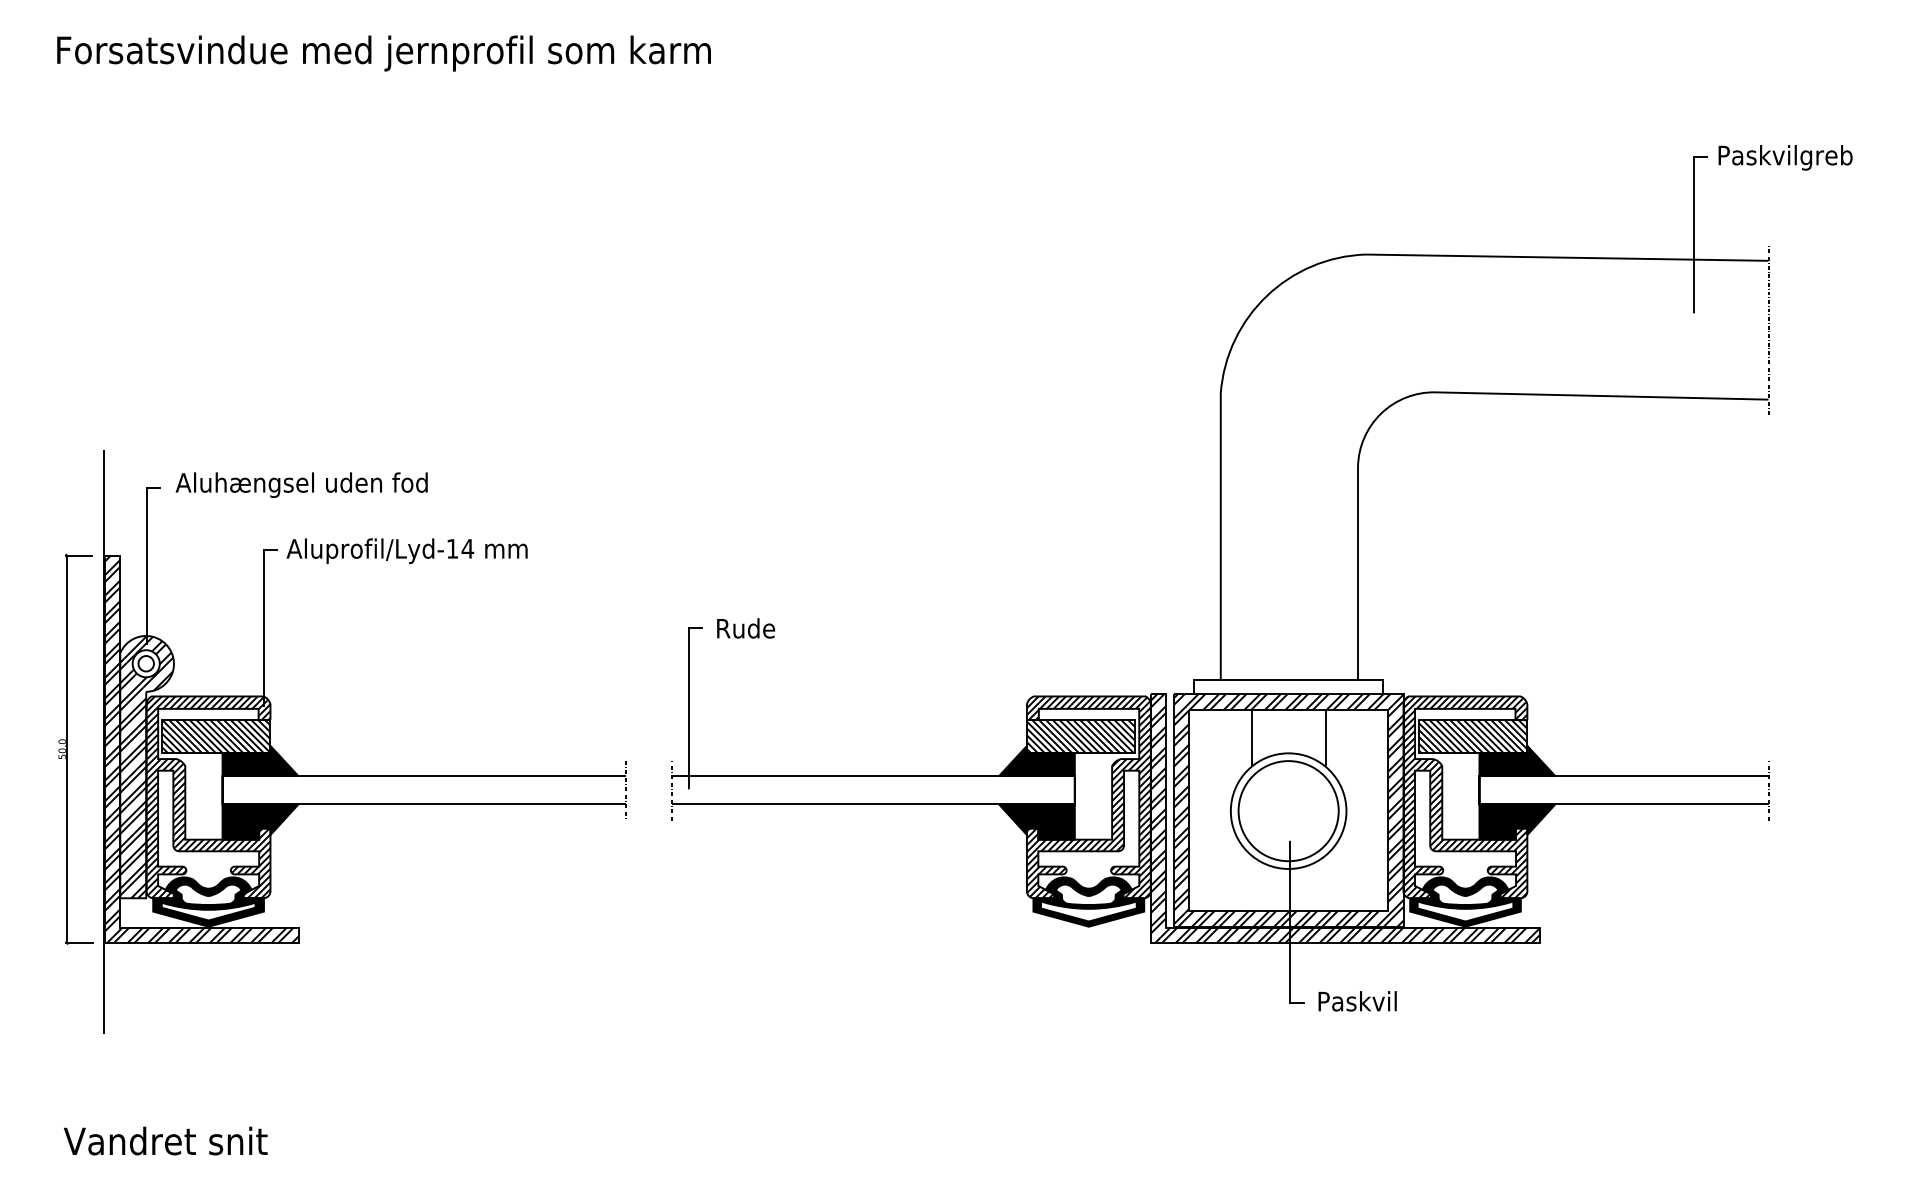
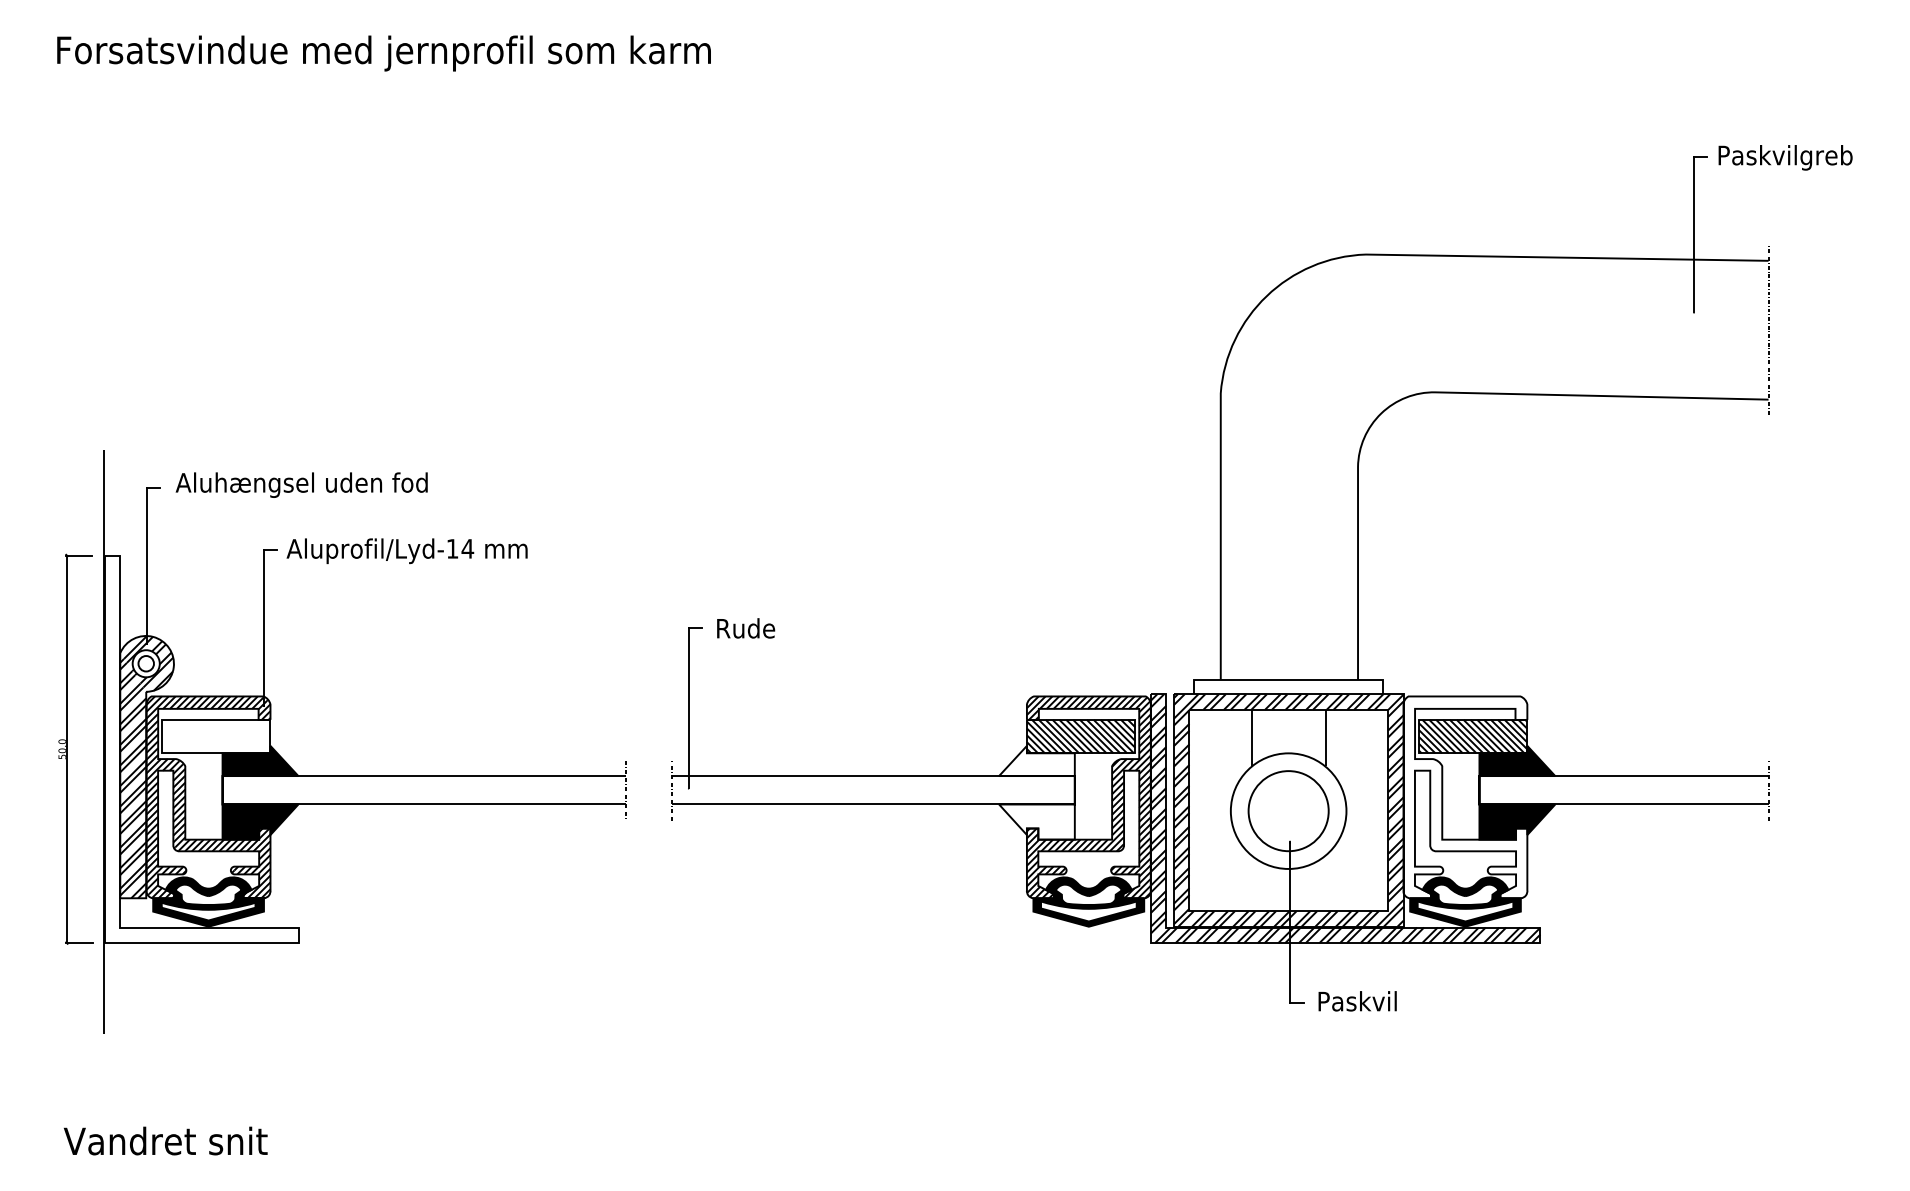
hatch: present -> none (215, 736)
hatch: present -> none (201, 749)
fill: present -> none (1036, 792)
hatch: present -> none (1465, 797)
circle diameter: 100 px -> 80 px (1288, 811)
